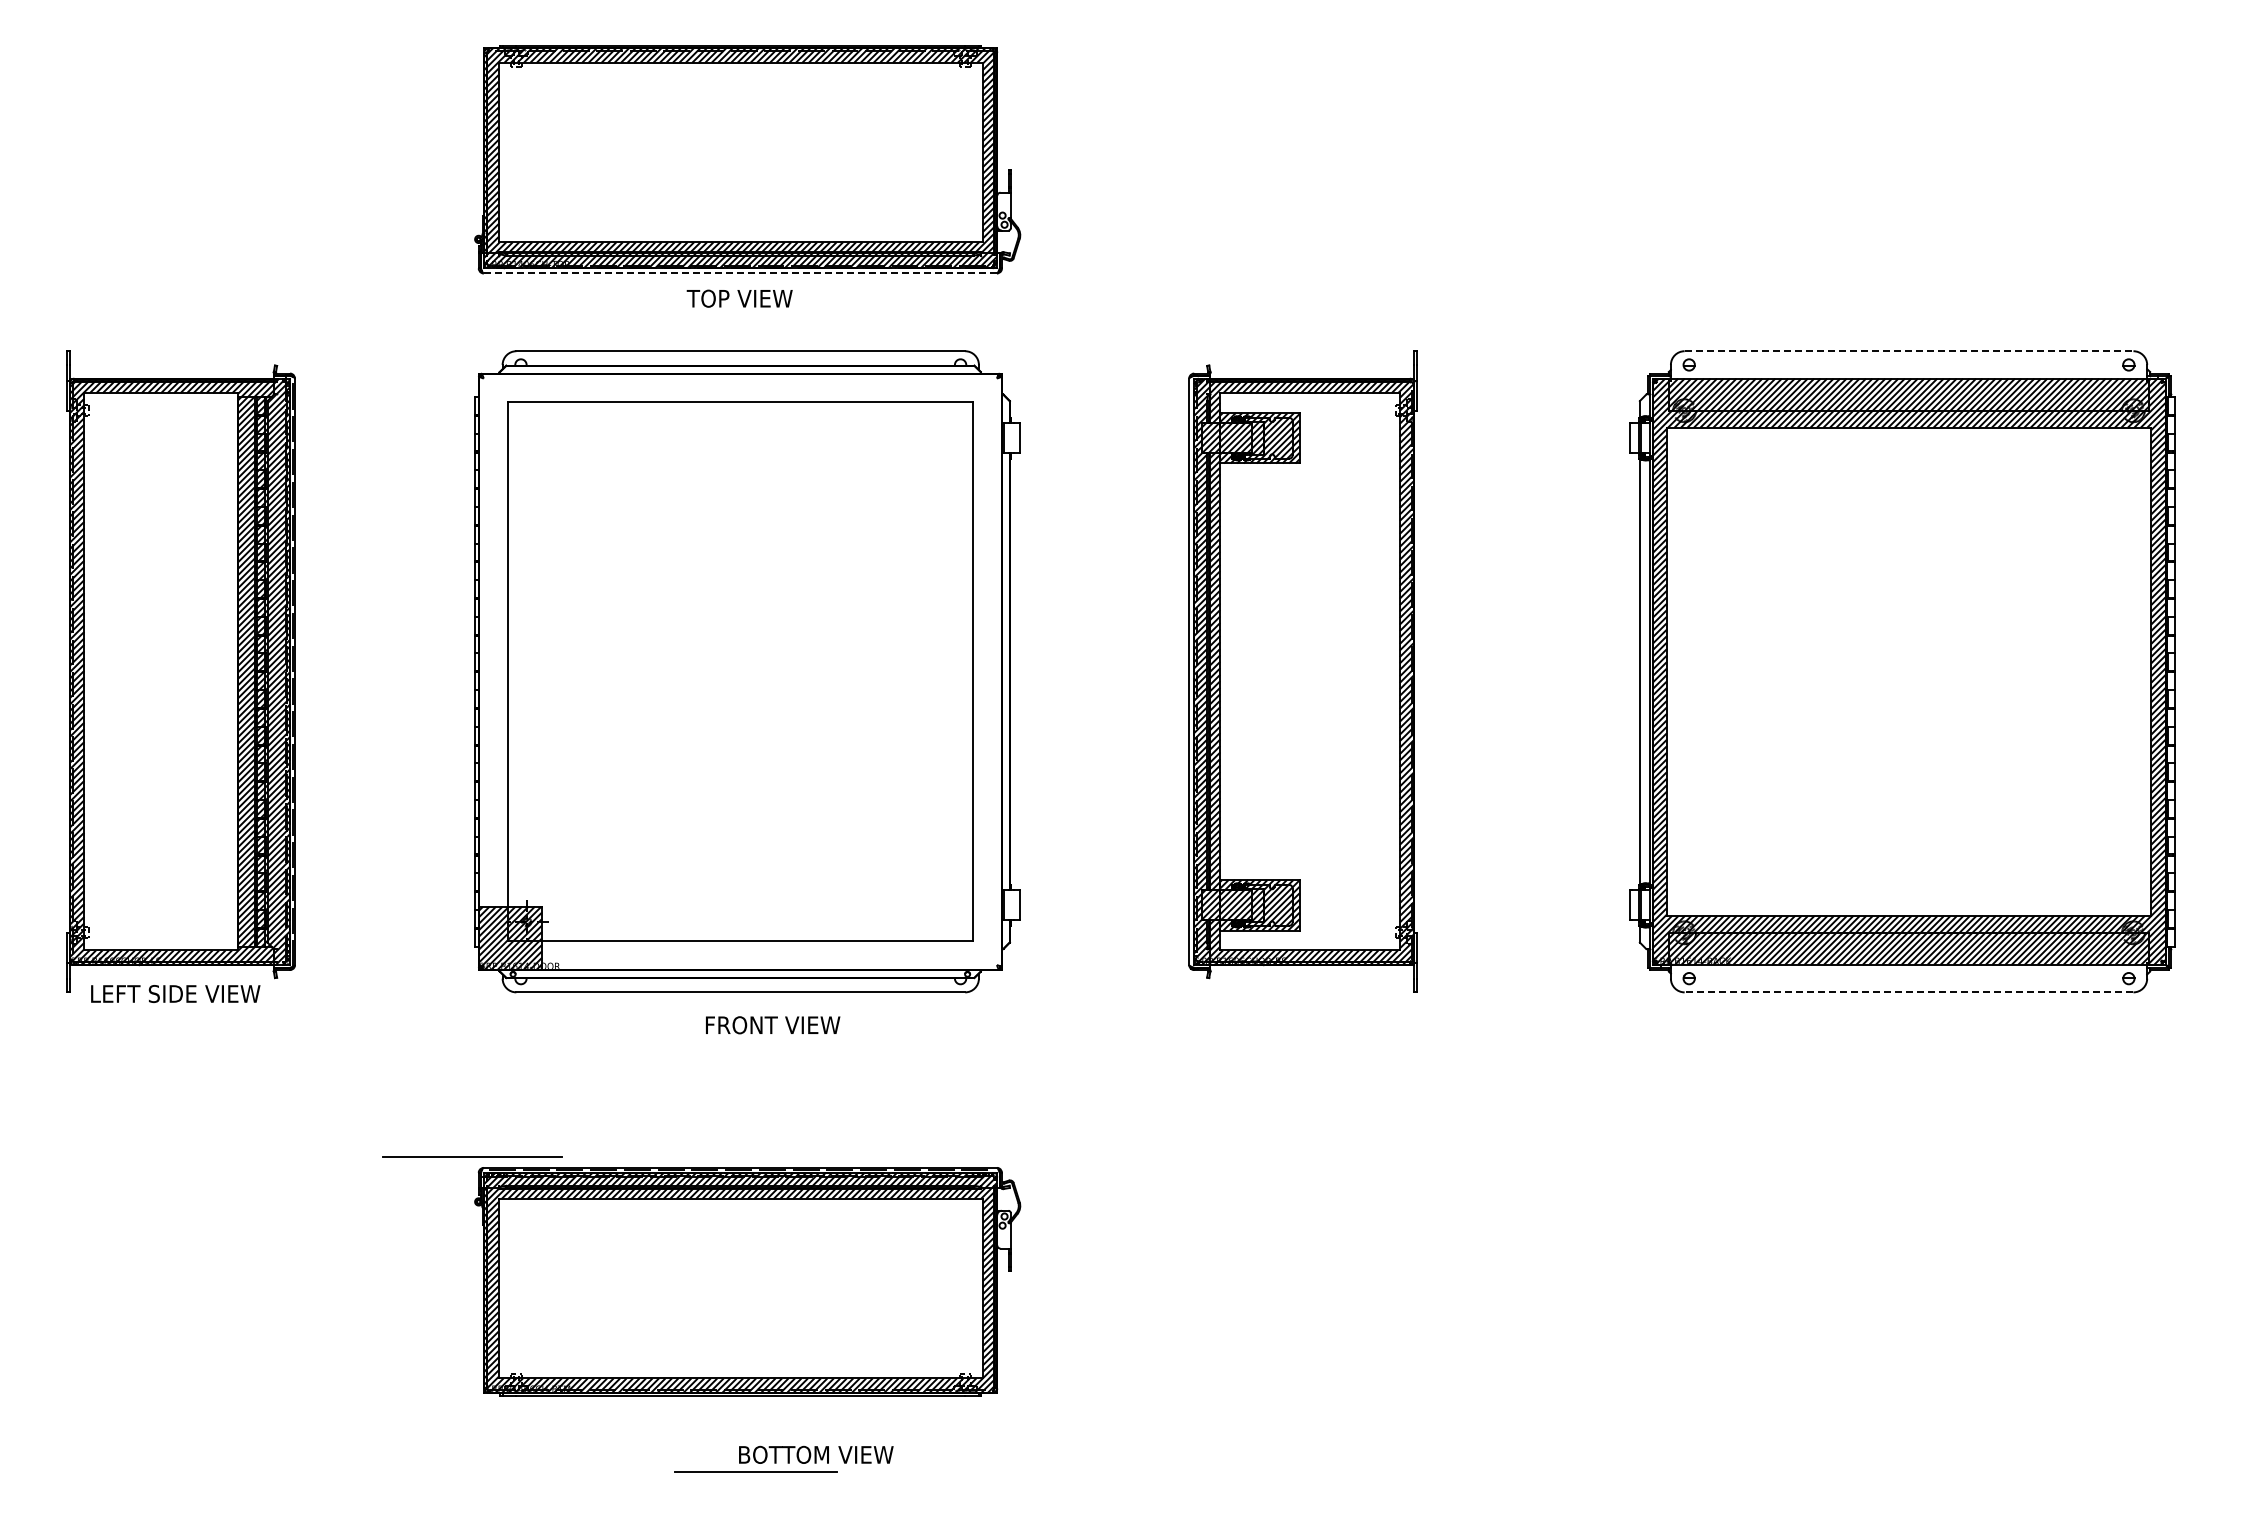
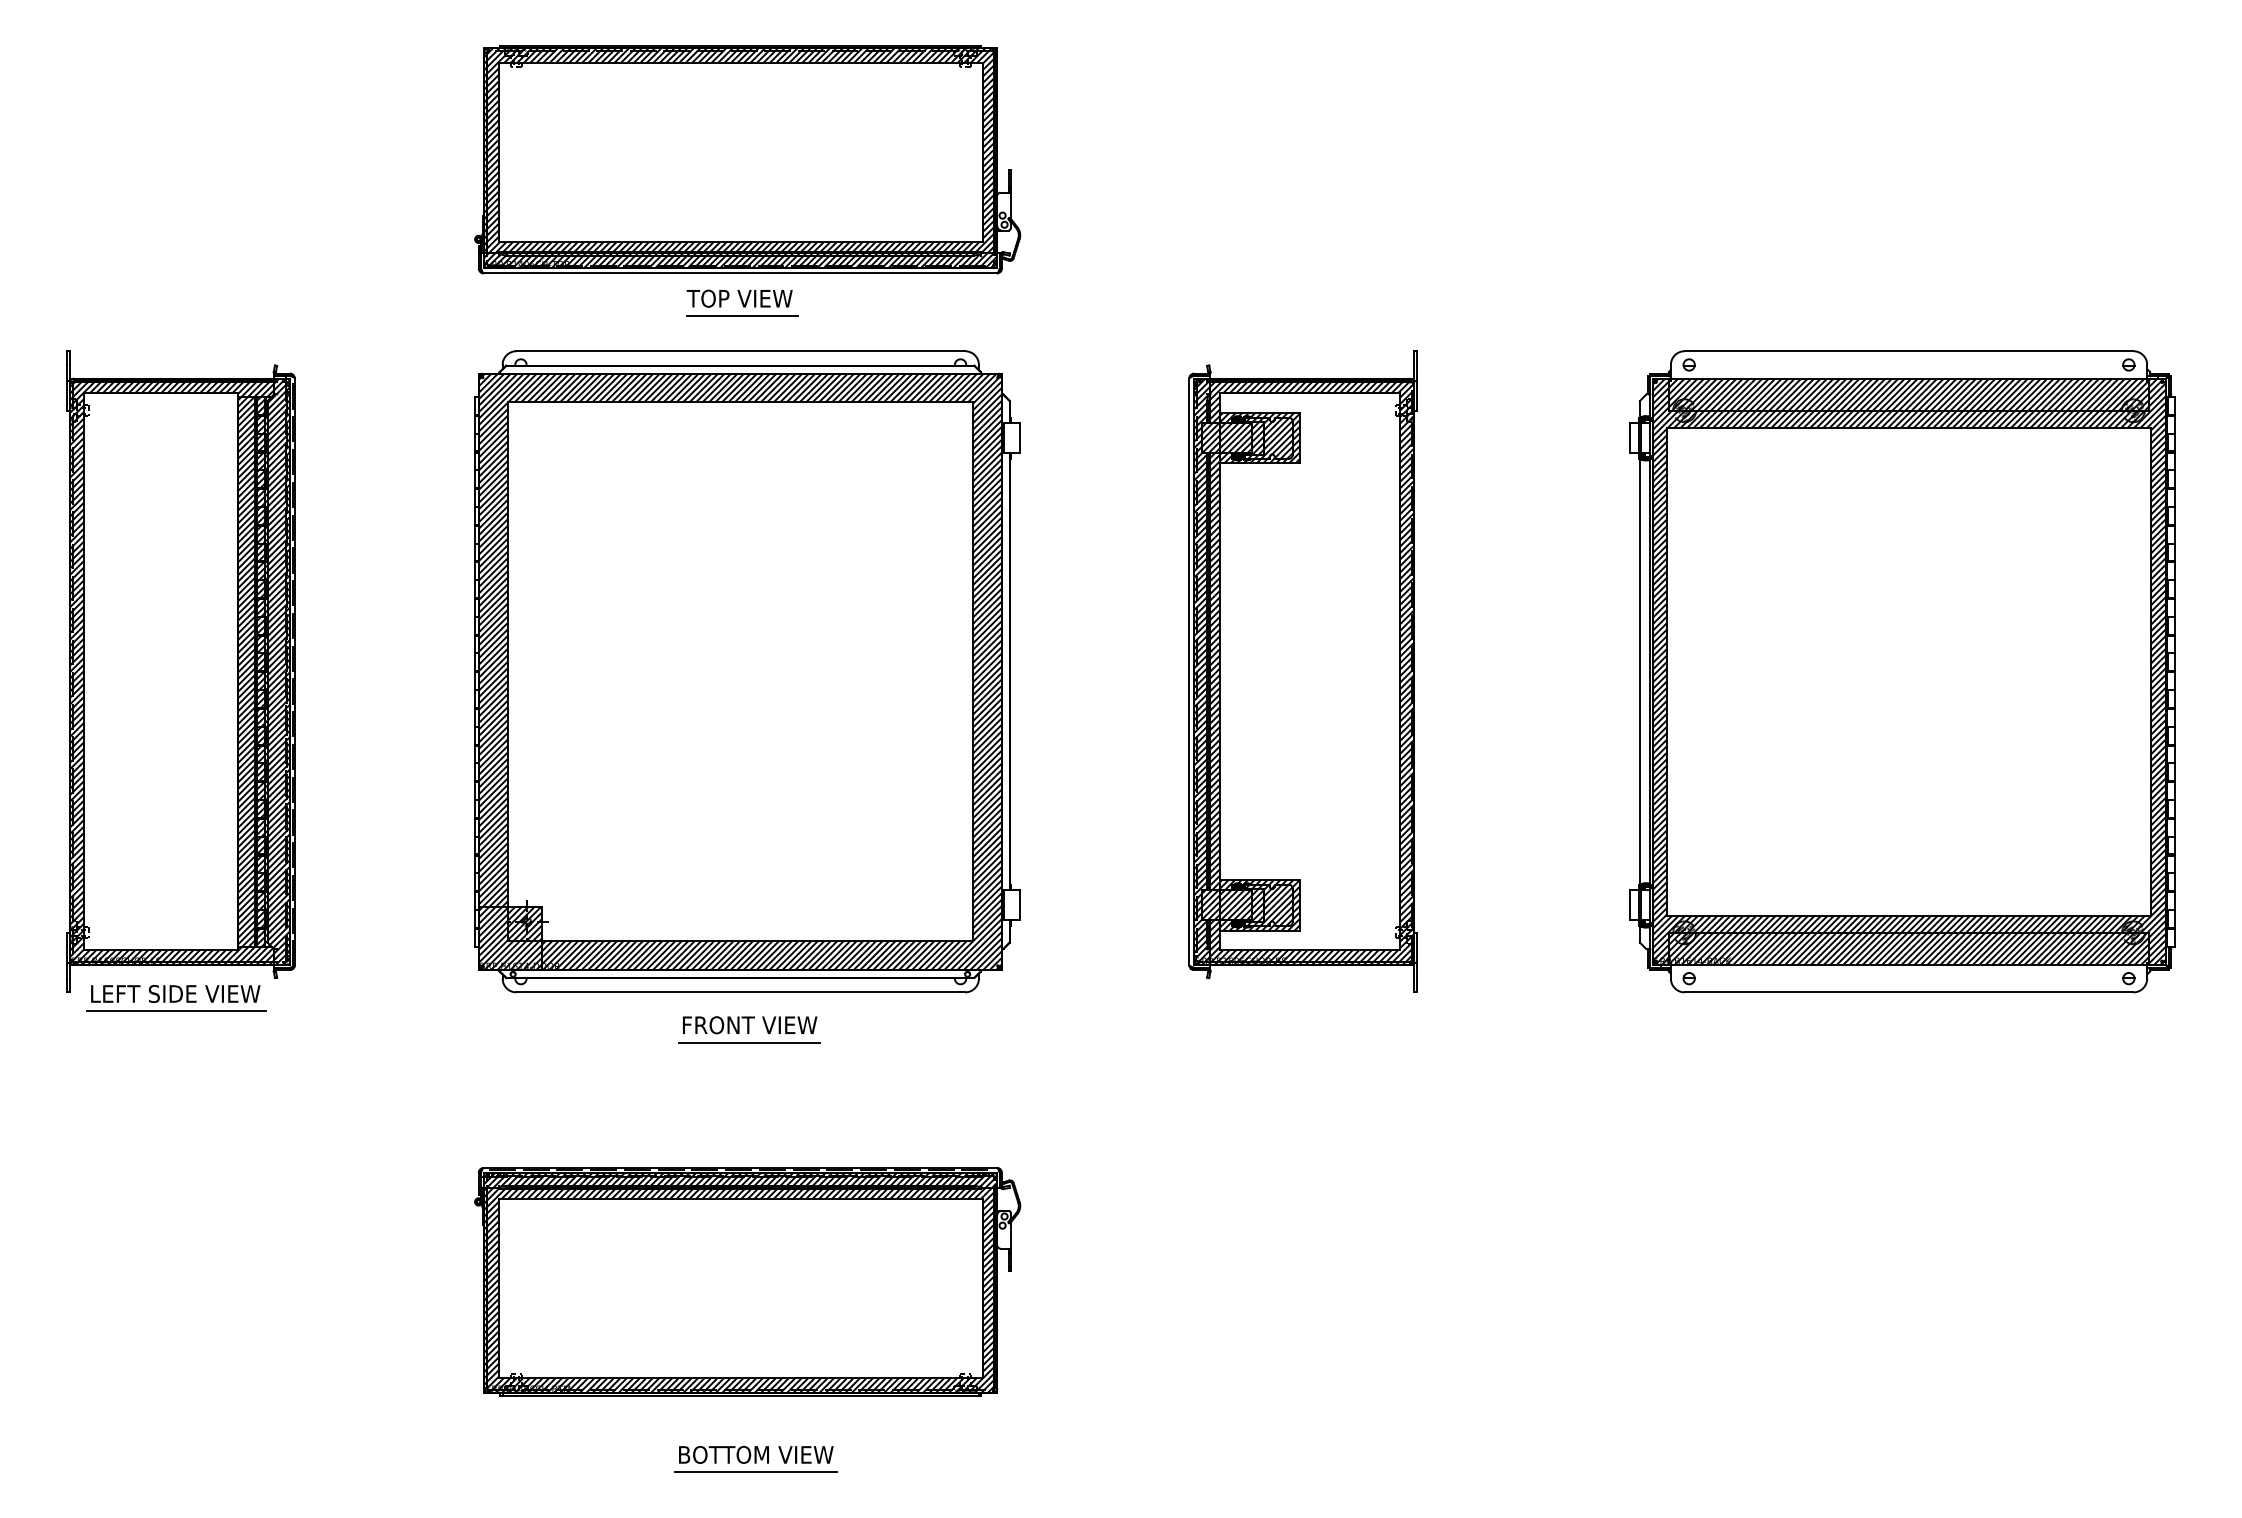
line: dashed -> solid (740, 273)
line: none -> present (741, 316)
line: dashed -> solid (1909, 351)
hatch: none -> present (739, 671)
line: dashed -> solid (1908, 992)
text position: (773, 1025) -> (750, 1025) (750, 1025)
line: none -> present (749, 1042)
line position: (472, 1156) -> (176, 1010) (176, 1010)
text position: (816, 1454) -> (756, 1454) (756, 1454)
